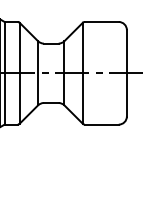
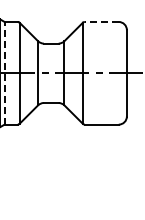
line: solid -> dashed (101, 21)
line: solid -> dashed (4, 72)
